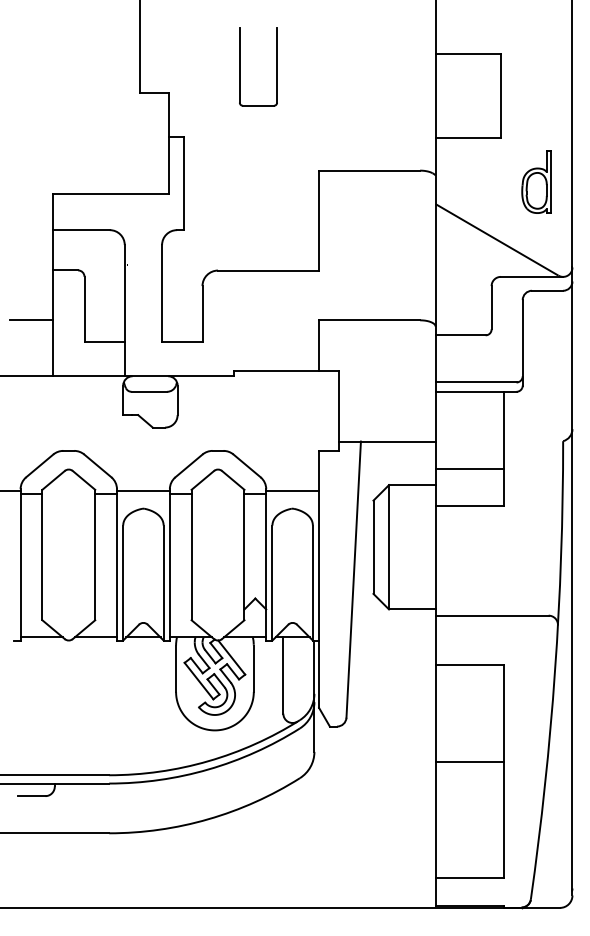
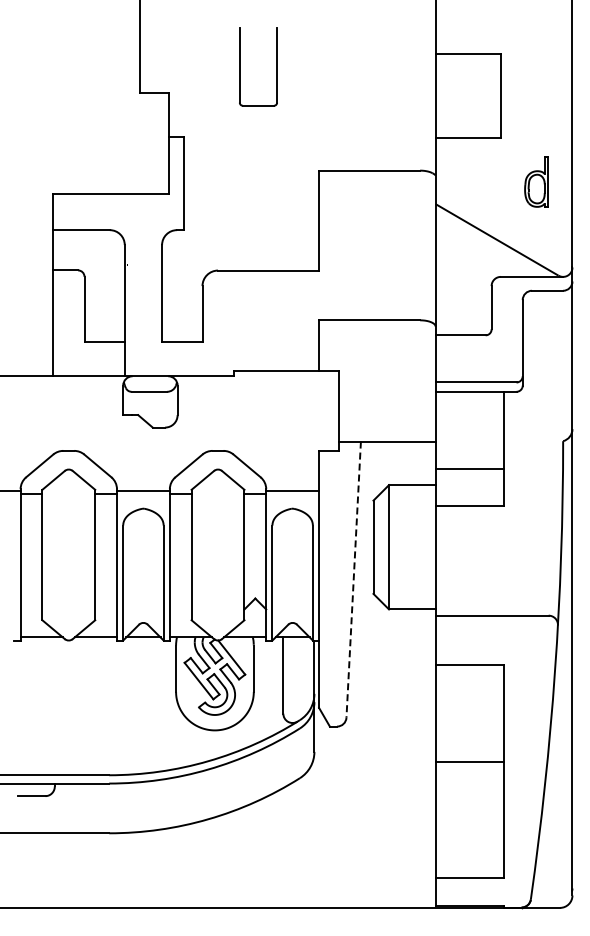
part size: 31x64 px -> 25x52 px (536, 181)
line: present -> none (31, 320)
line: solid -> dashed (353, 580)
